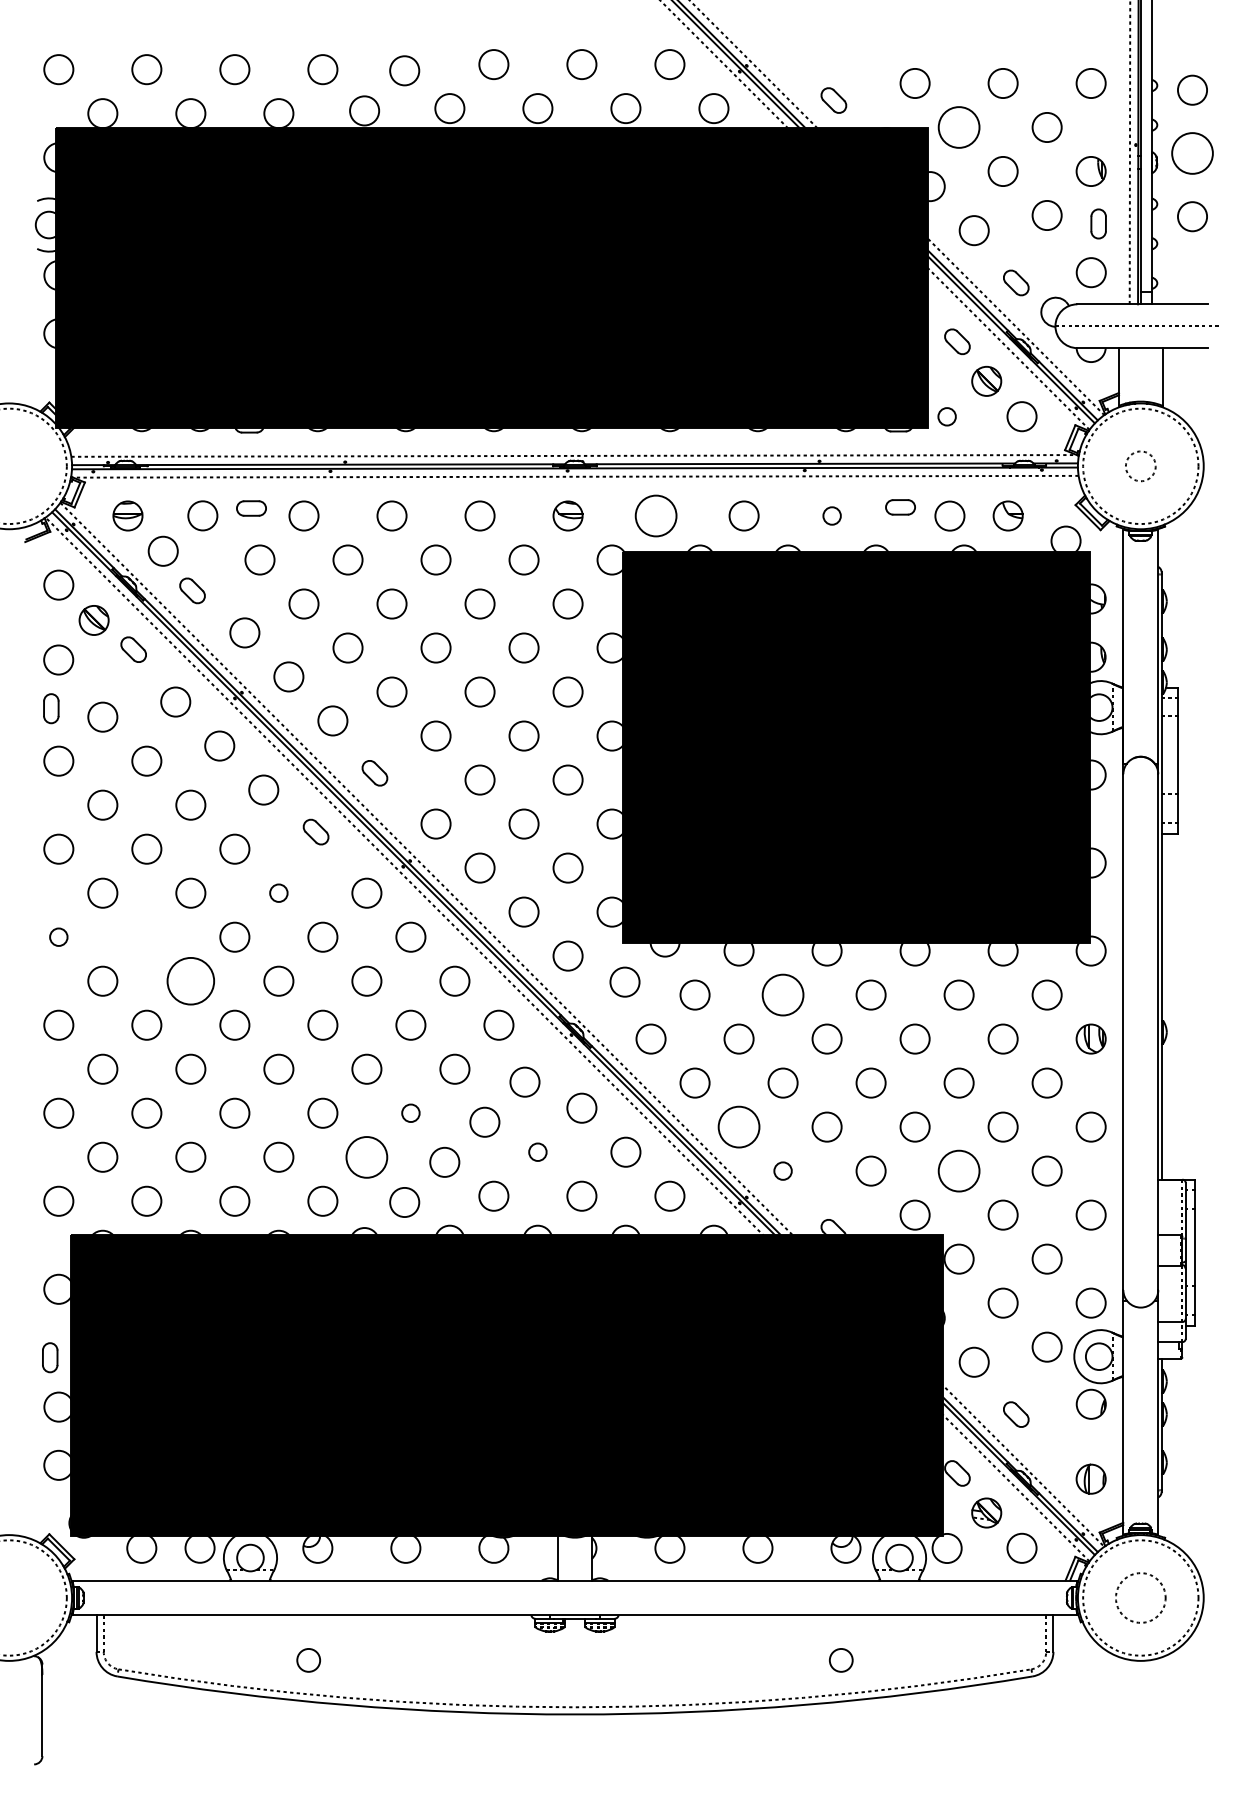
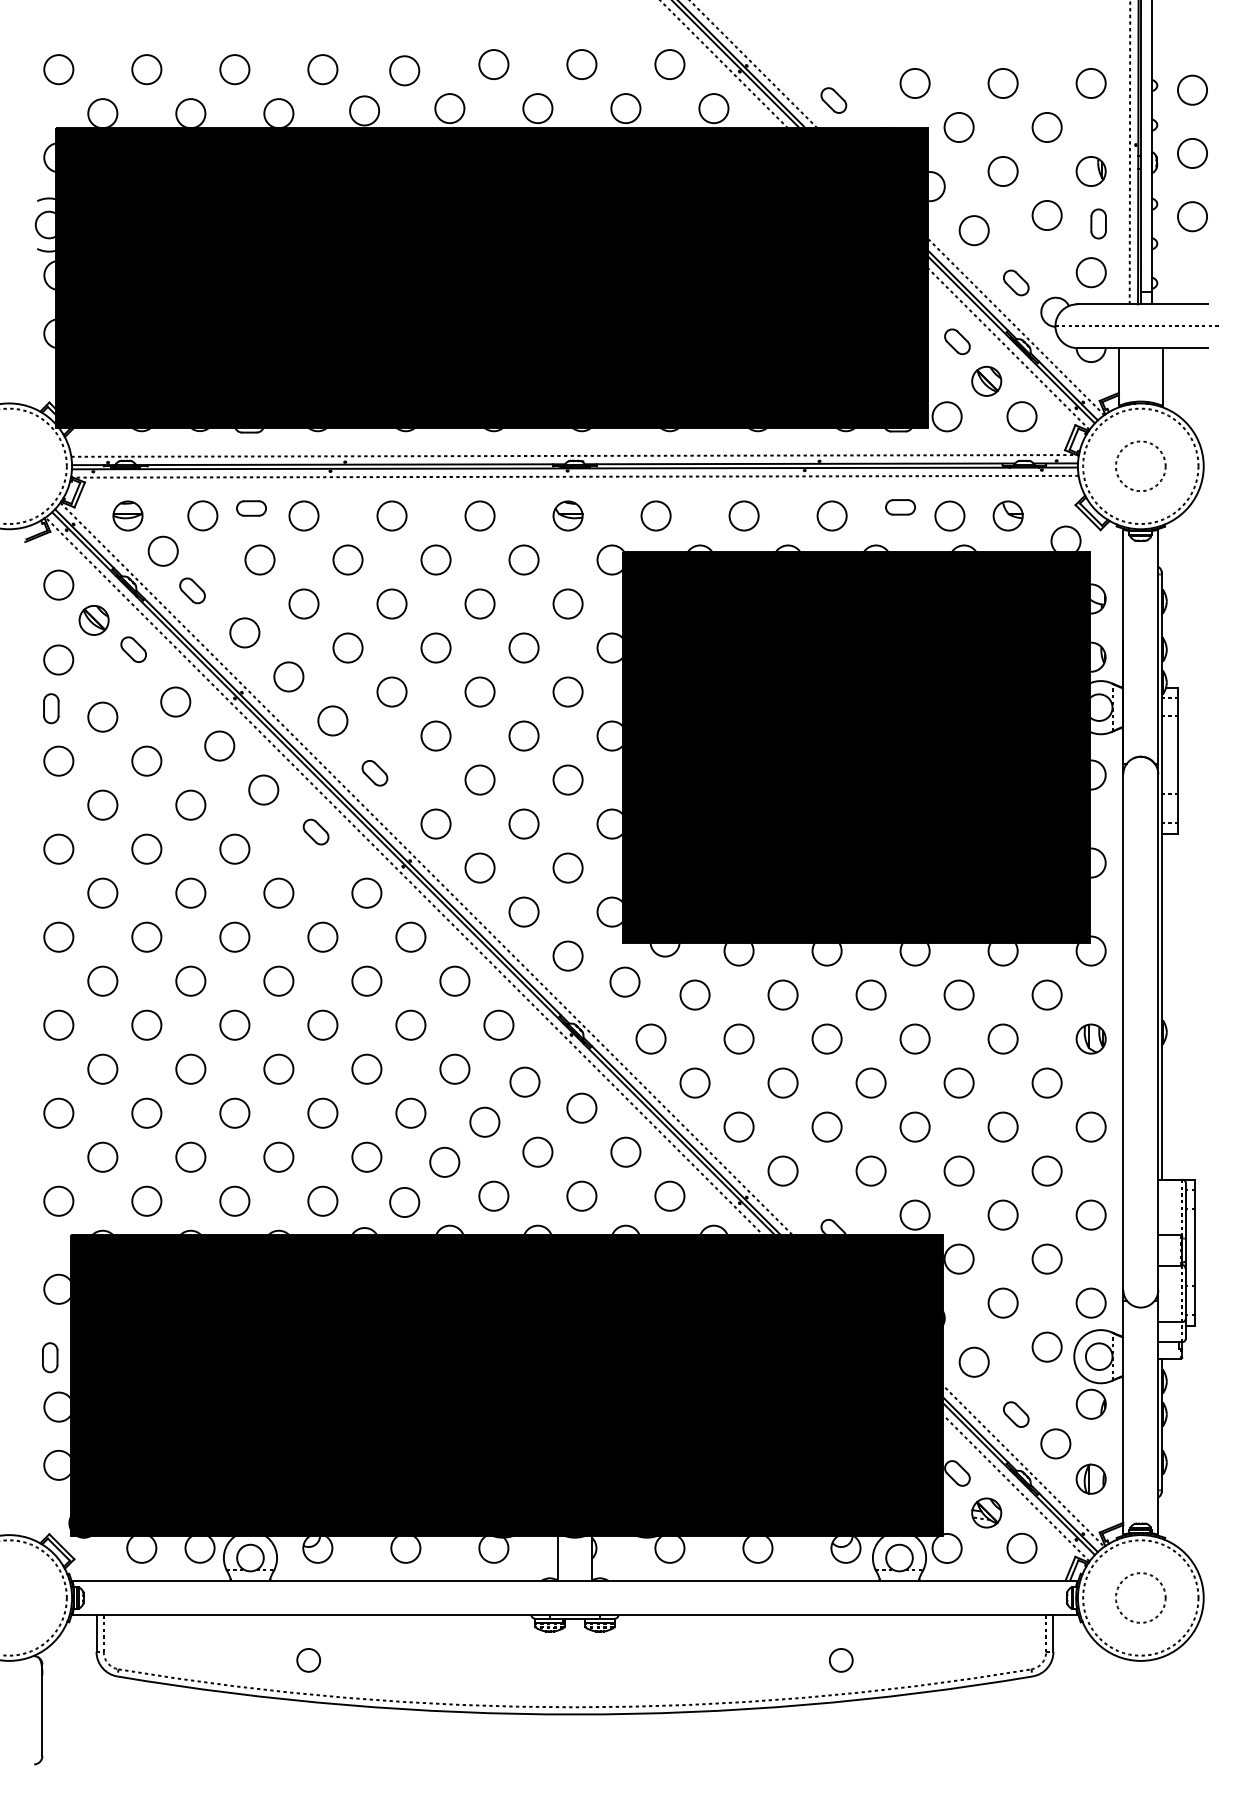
circle diameter: 41 px -> 29 px (958, 127)
circle diameter: 41 px -> 29 px (1192, 153)
circle diameter: 17 px -> 29 px (946, 416)
circle diameter: 30 px -> 50 px (1140, 466)
circle size: 44x44 px -> 32x32 px (655, 515)
circle diameter: 17 px -> 29 px (831, 515)
circle diameter: 17 px -> 29 px (278, 892)
circle diameter: 17 px -> 29 px (58, 936)
circle: none -> present (146, 936)
circle diameter: 47 px -> 29 px (190, 980)
circle diameter: 41 px -> 29 px (782, 994)
circle diameter: 17 px -> 29 px (410, 1112)
circle diameter: 41 px -> 29 px (738, 1126)
circle diameter: 17 px -> 29 px (537, 1151)
circle size: 44x43 px -> 32x32 px (366, 1156)
circle diameter: 17 px -> 29 px (782, 1170)
circle diameter: 41 px -> 29 px (958, 1170)
circle: none -> present (1055, 1443)
